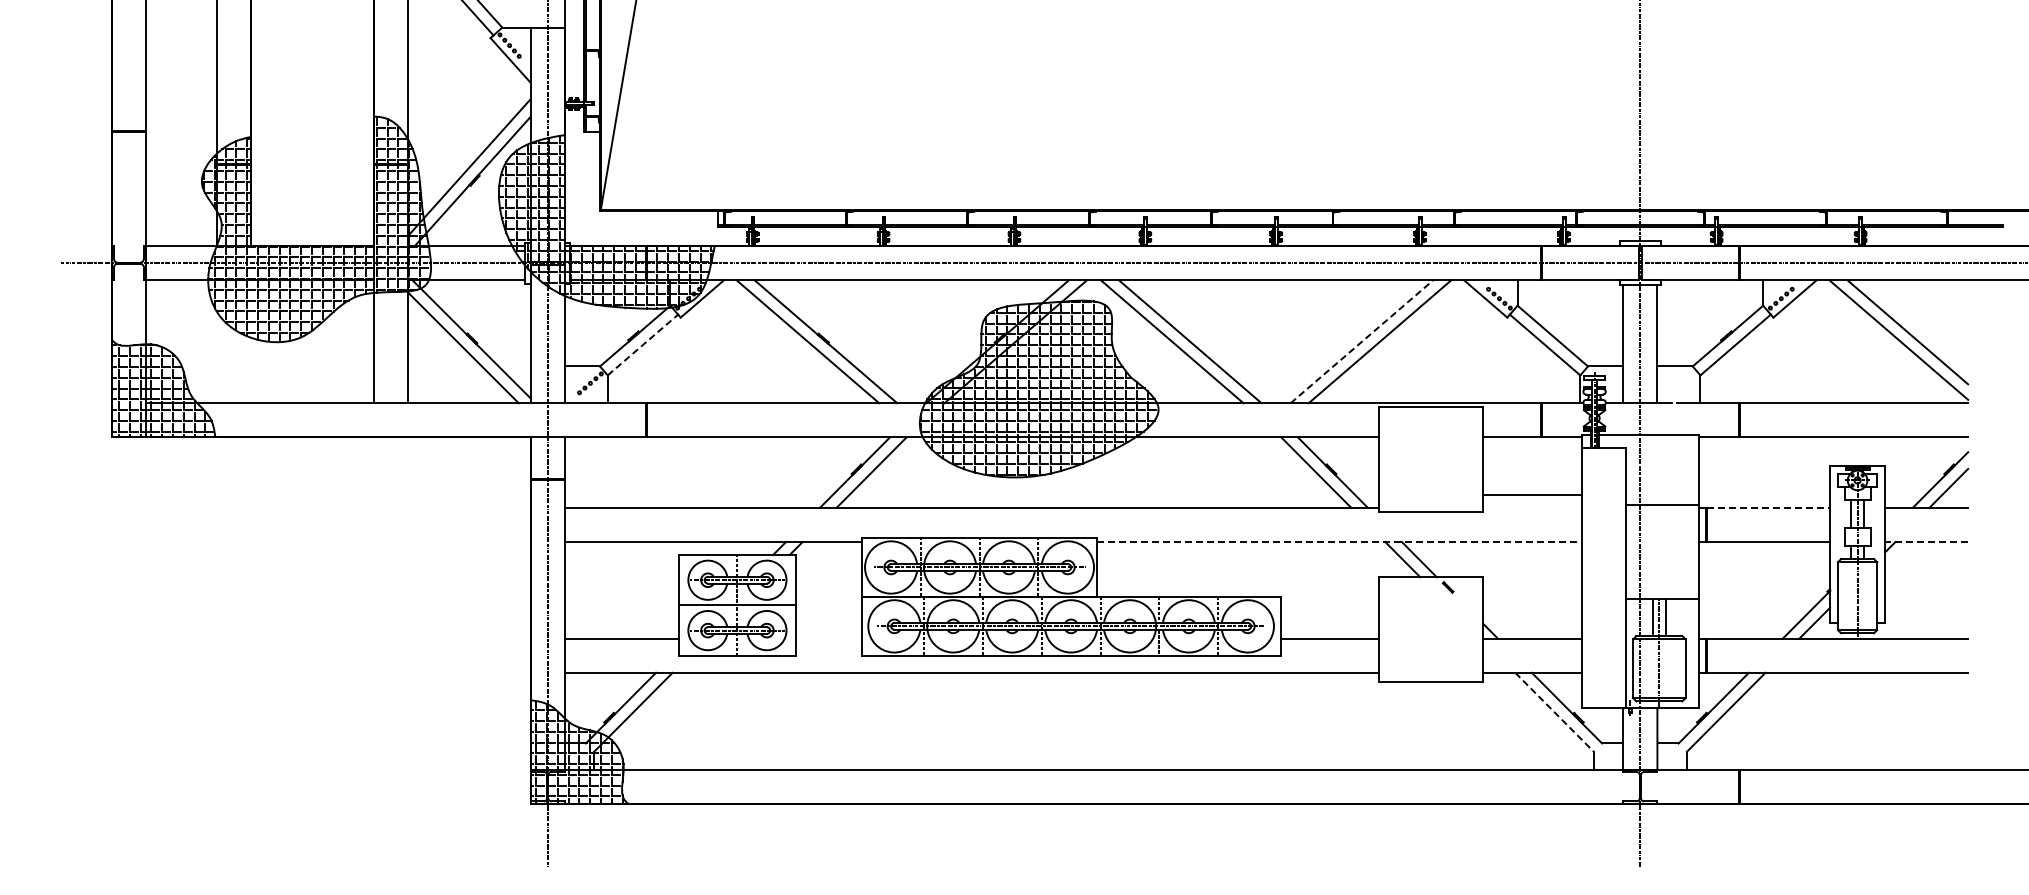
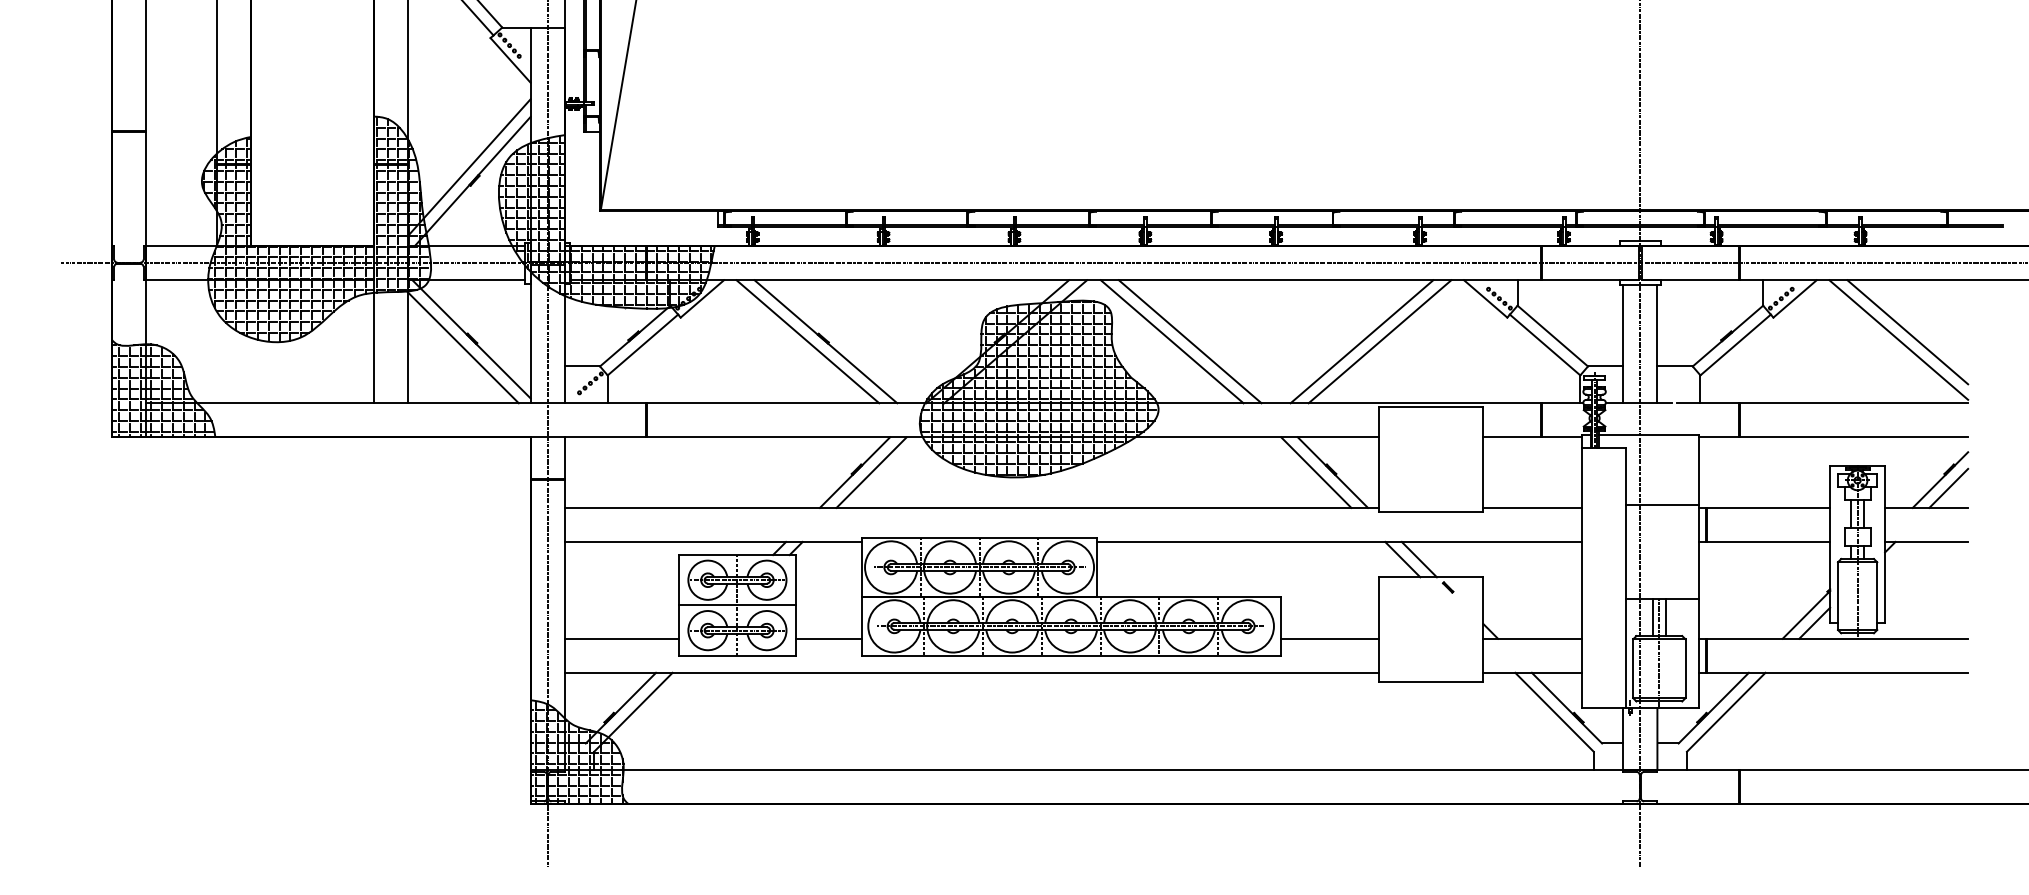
line: dashed -> solid (1362, 341)
line: dashed -> solid (643, 344)
line position: (1532, 494) -> (1532, 507) (1532, 507)
line: dashed -> solid (1768, 507)
line: dashed -> solid (1339, 541)
line: dashed -> solid (1926, 541)
line: none -> present (828, 638)
line: dashed -> solid (1554, 712)
